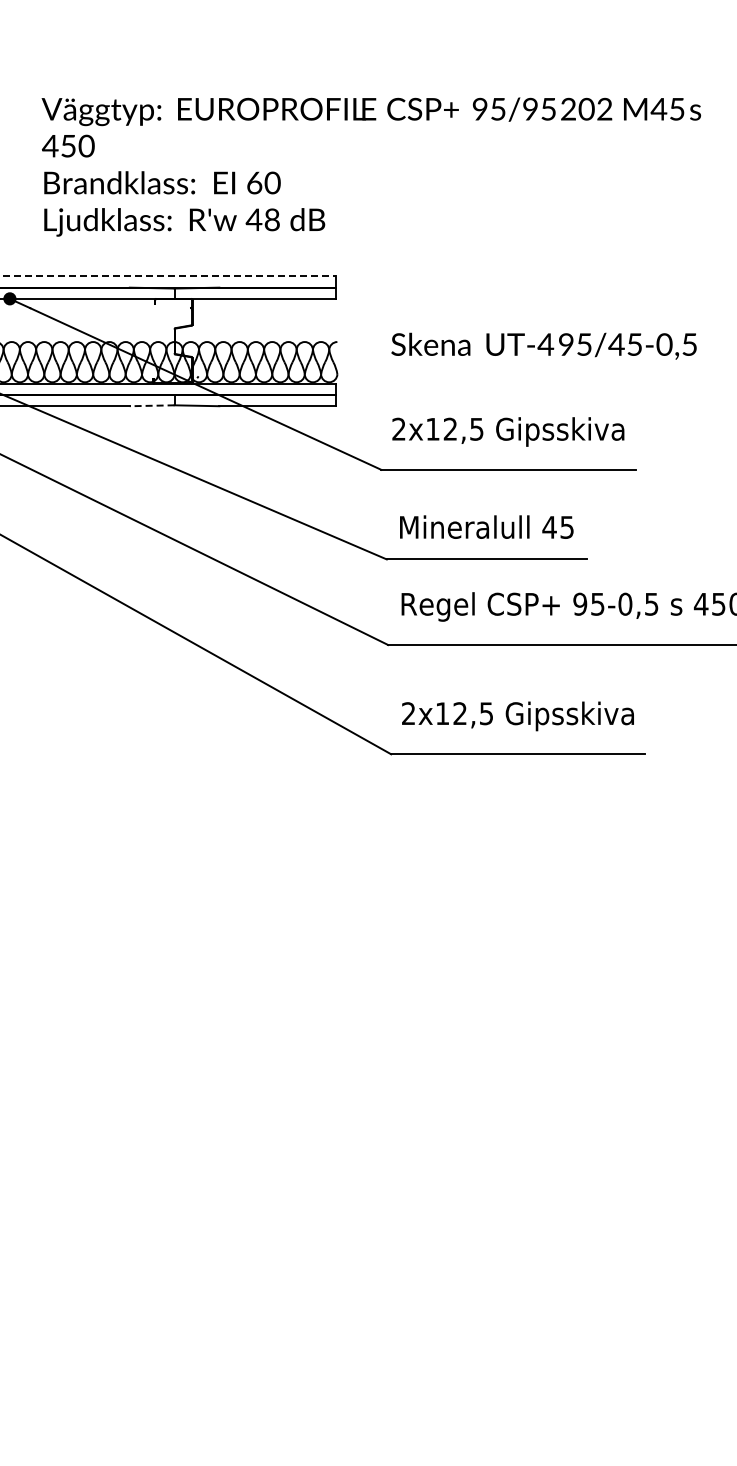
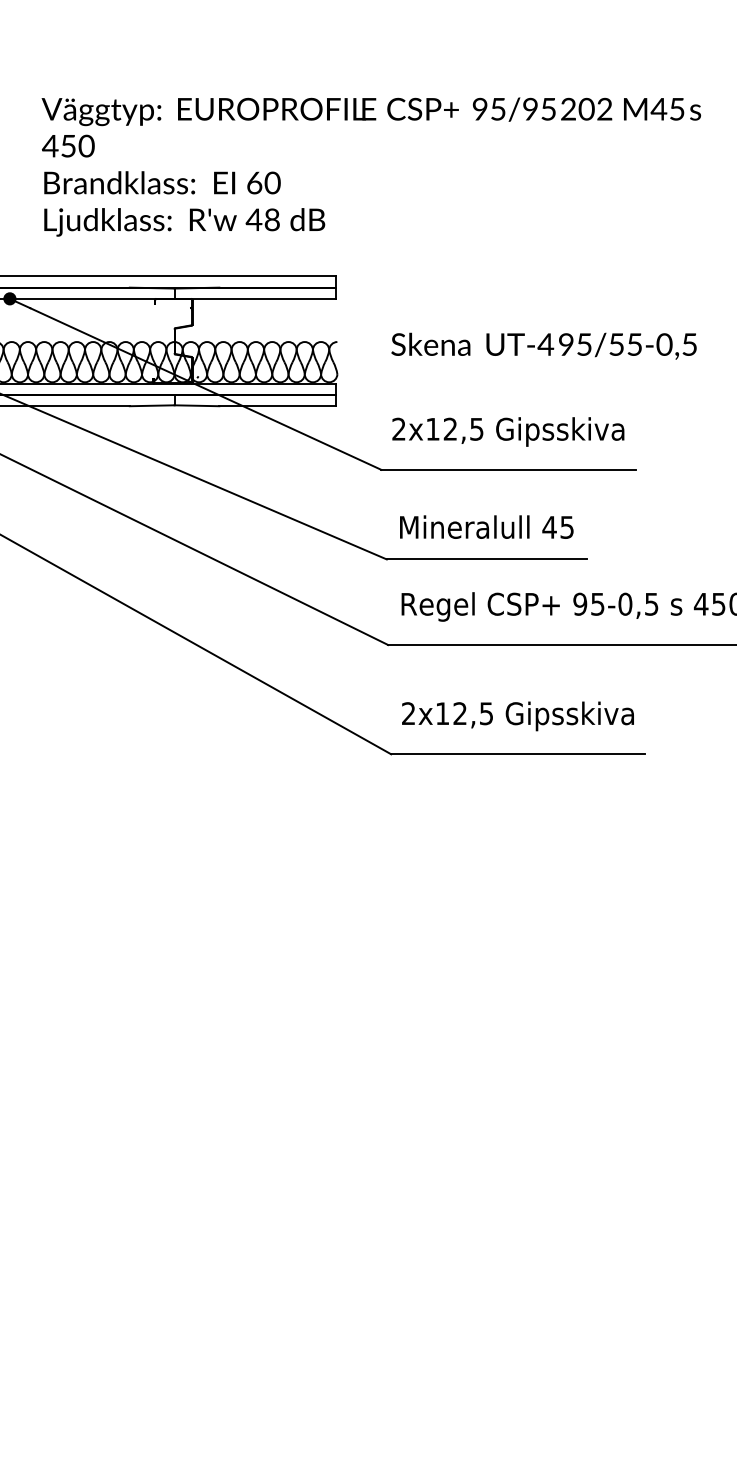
line: dashed -> solid (167, 276)
text: 95/45-0,5 -> 95/55-0,5 (616, 344)
line: dashed -> solid (151, 405)
